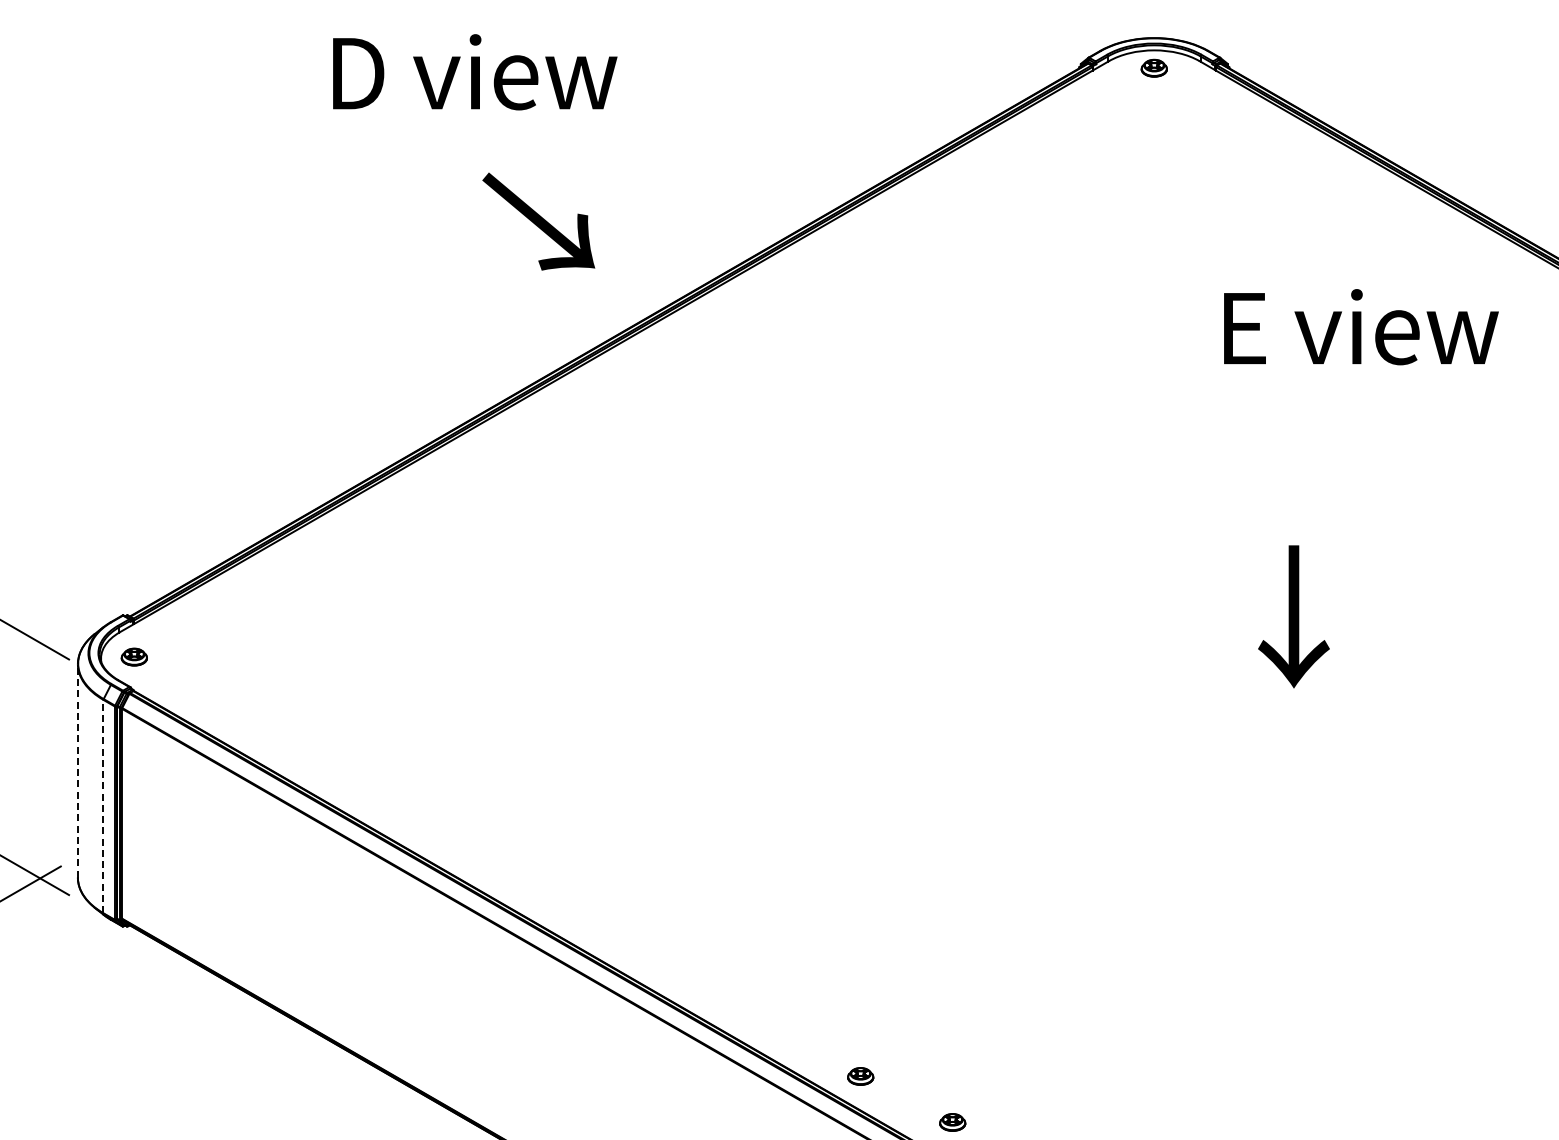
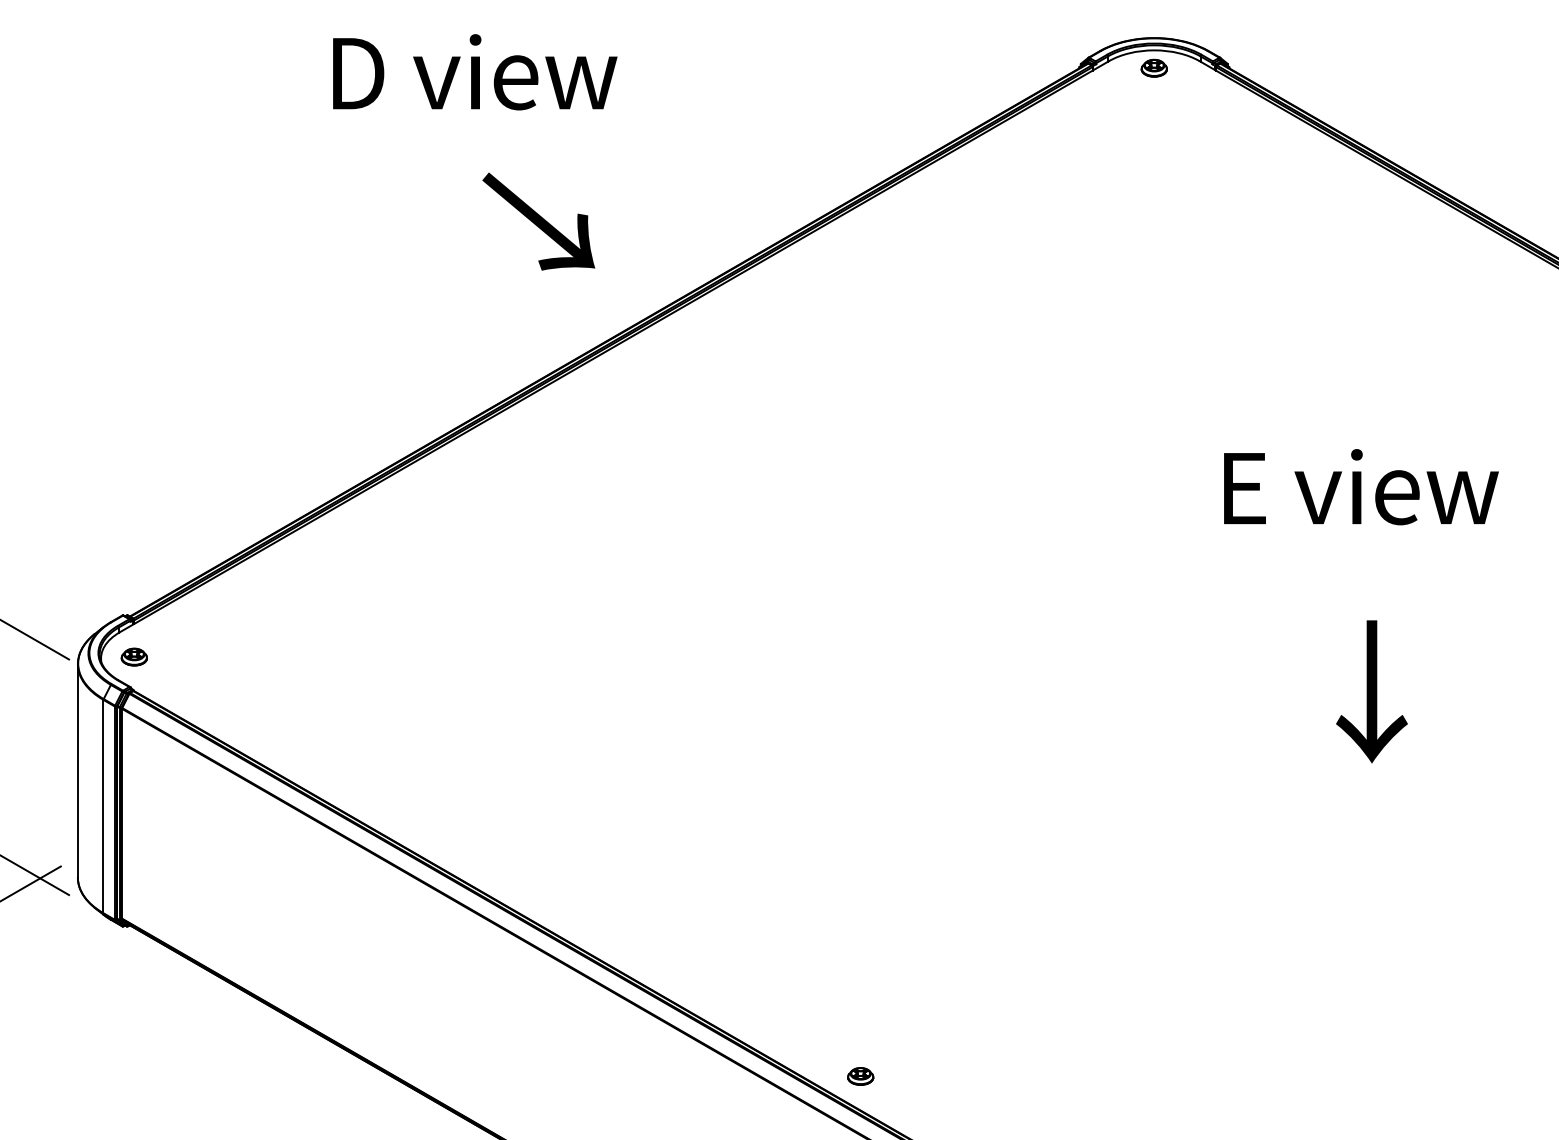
text position: (1361, 327) -> (1361, 487) (1361, 487)
text position: (1293, 616) -> (1371, 691) (1371, 691)
line: dashed -> solid (77, 770)
line: dashed -> solid (103, 806)
part: present -> none (952, 1122)
